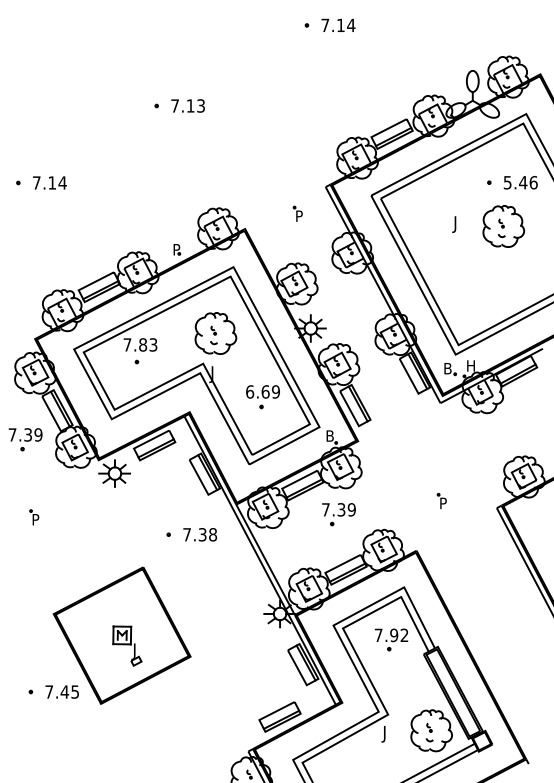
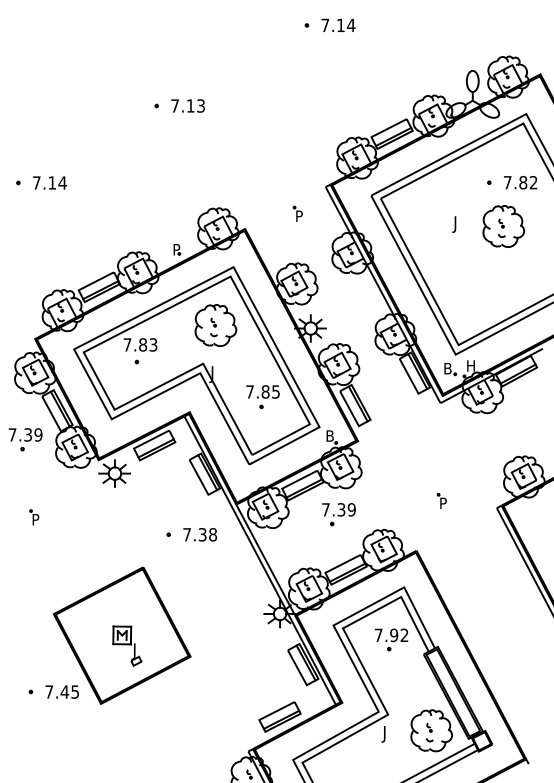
text: 5.46 -> 7.82 (520, 182)
part position: (215, 333) -> (215, 325) (215, 325)
text: 6.69 -> 7.85 (262, 391)
